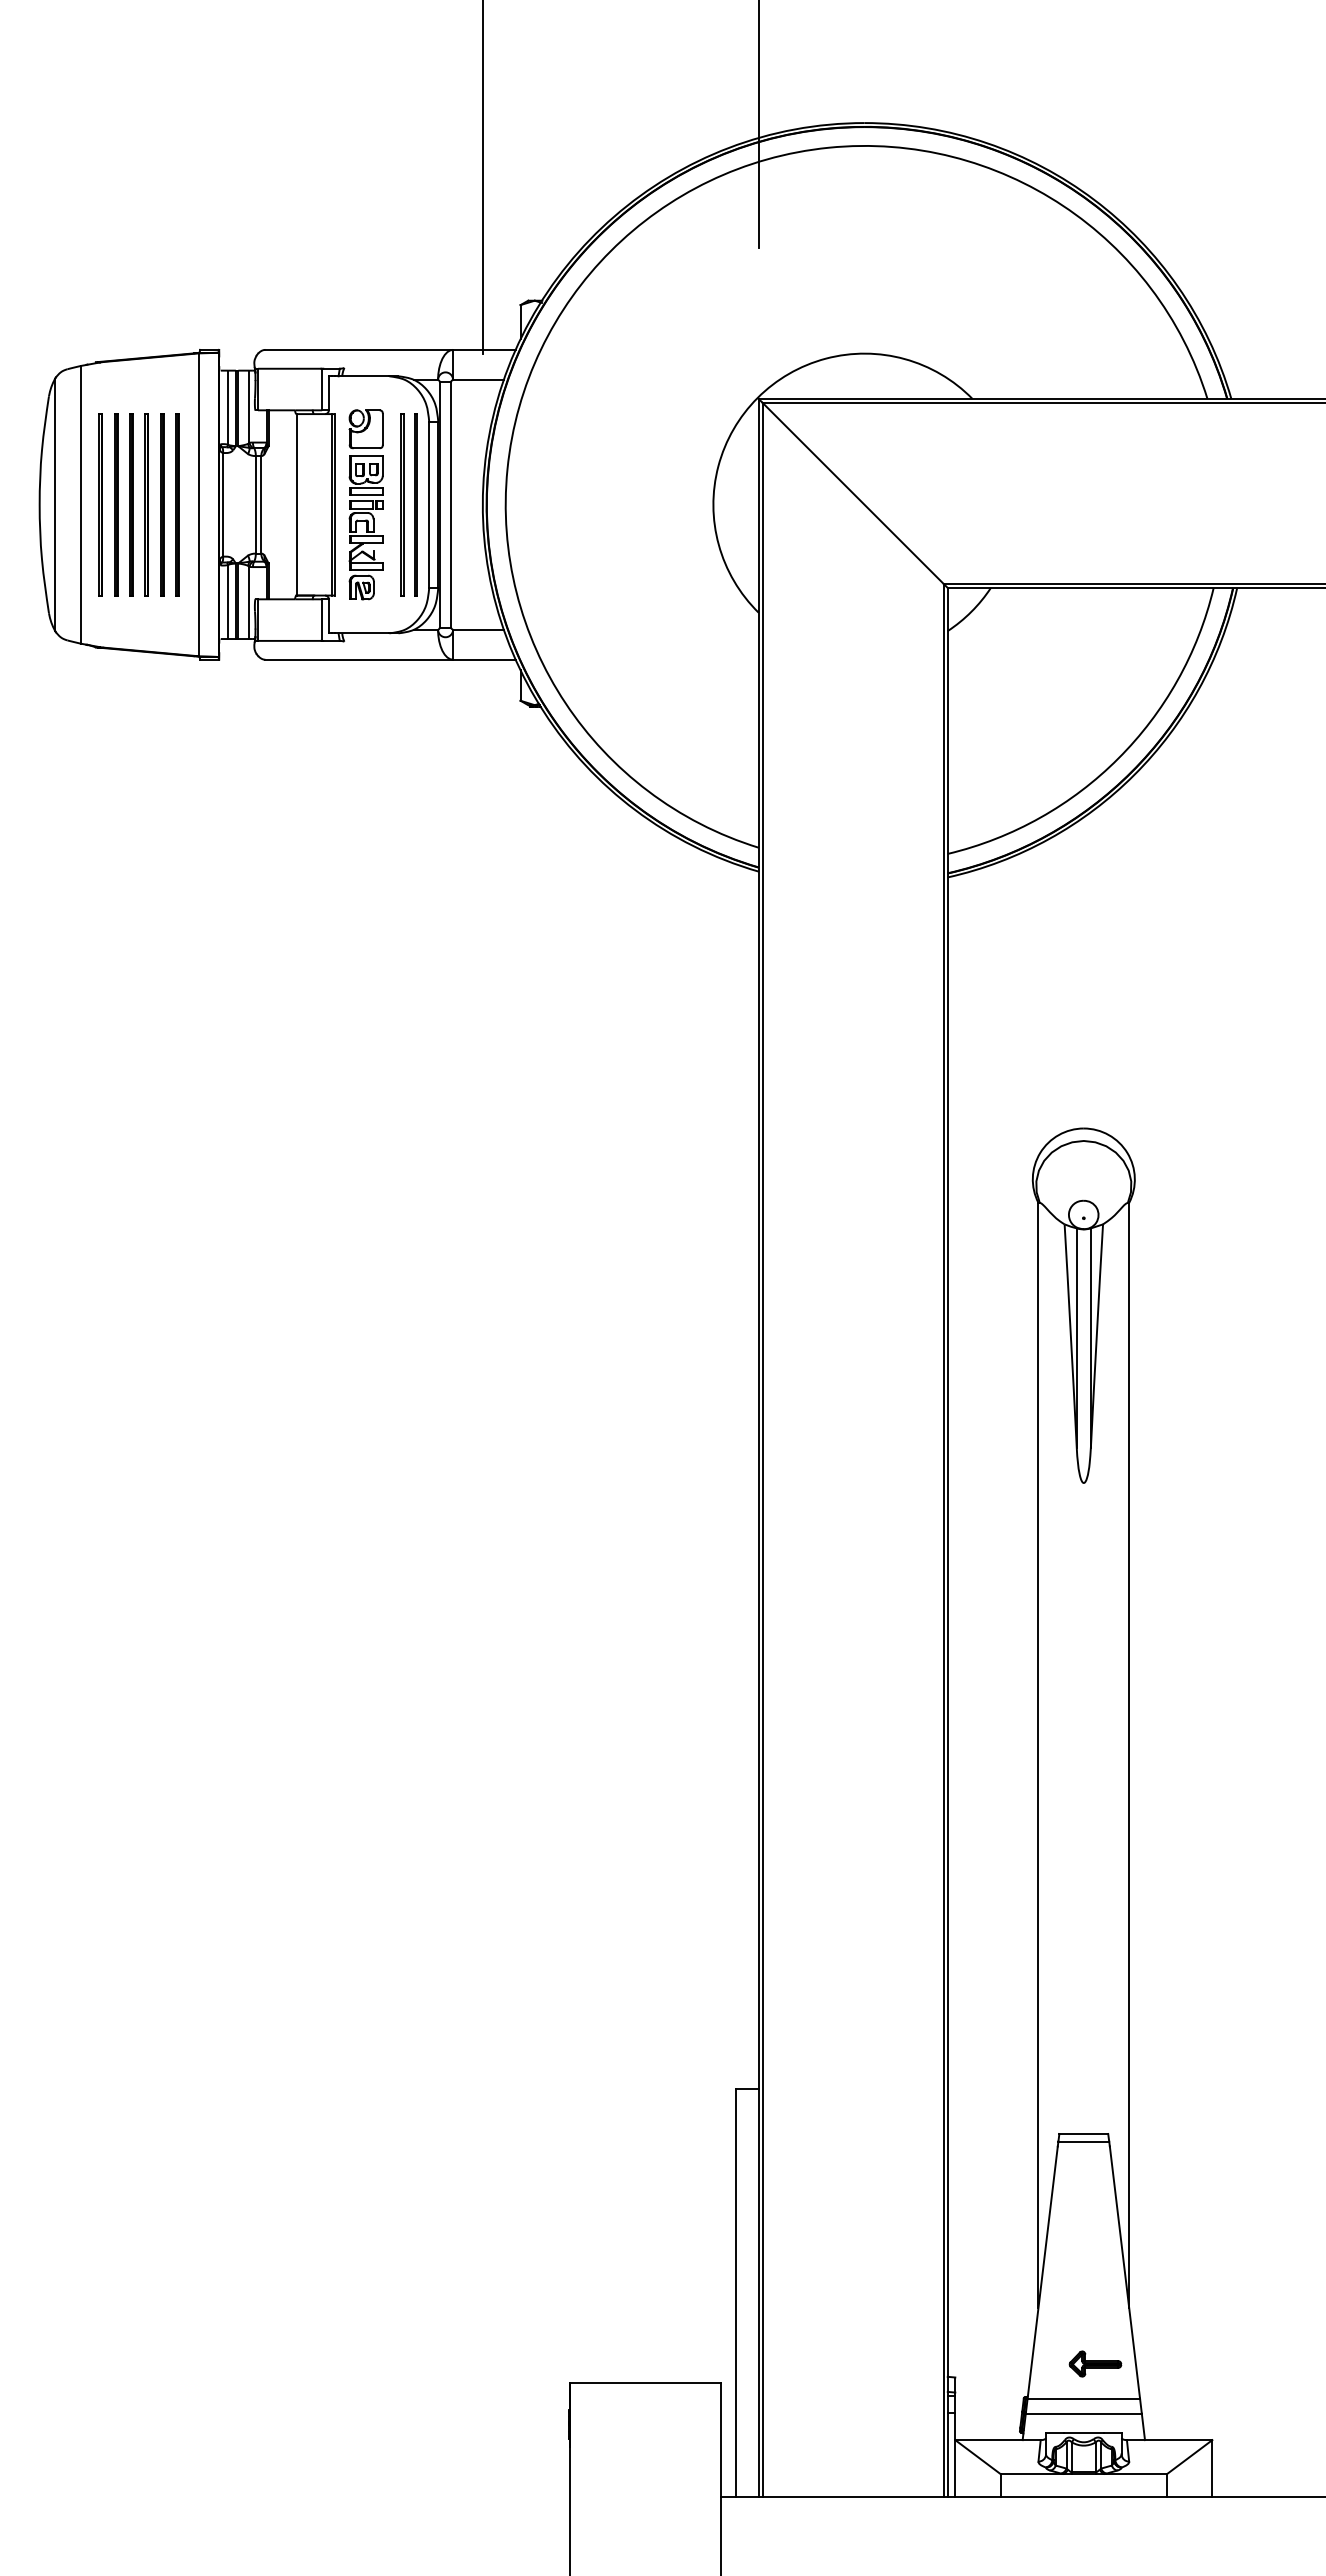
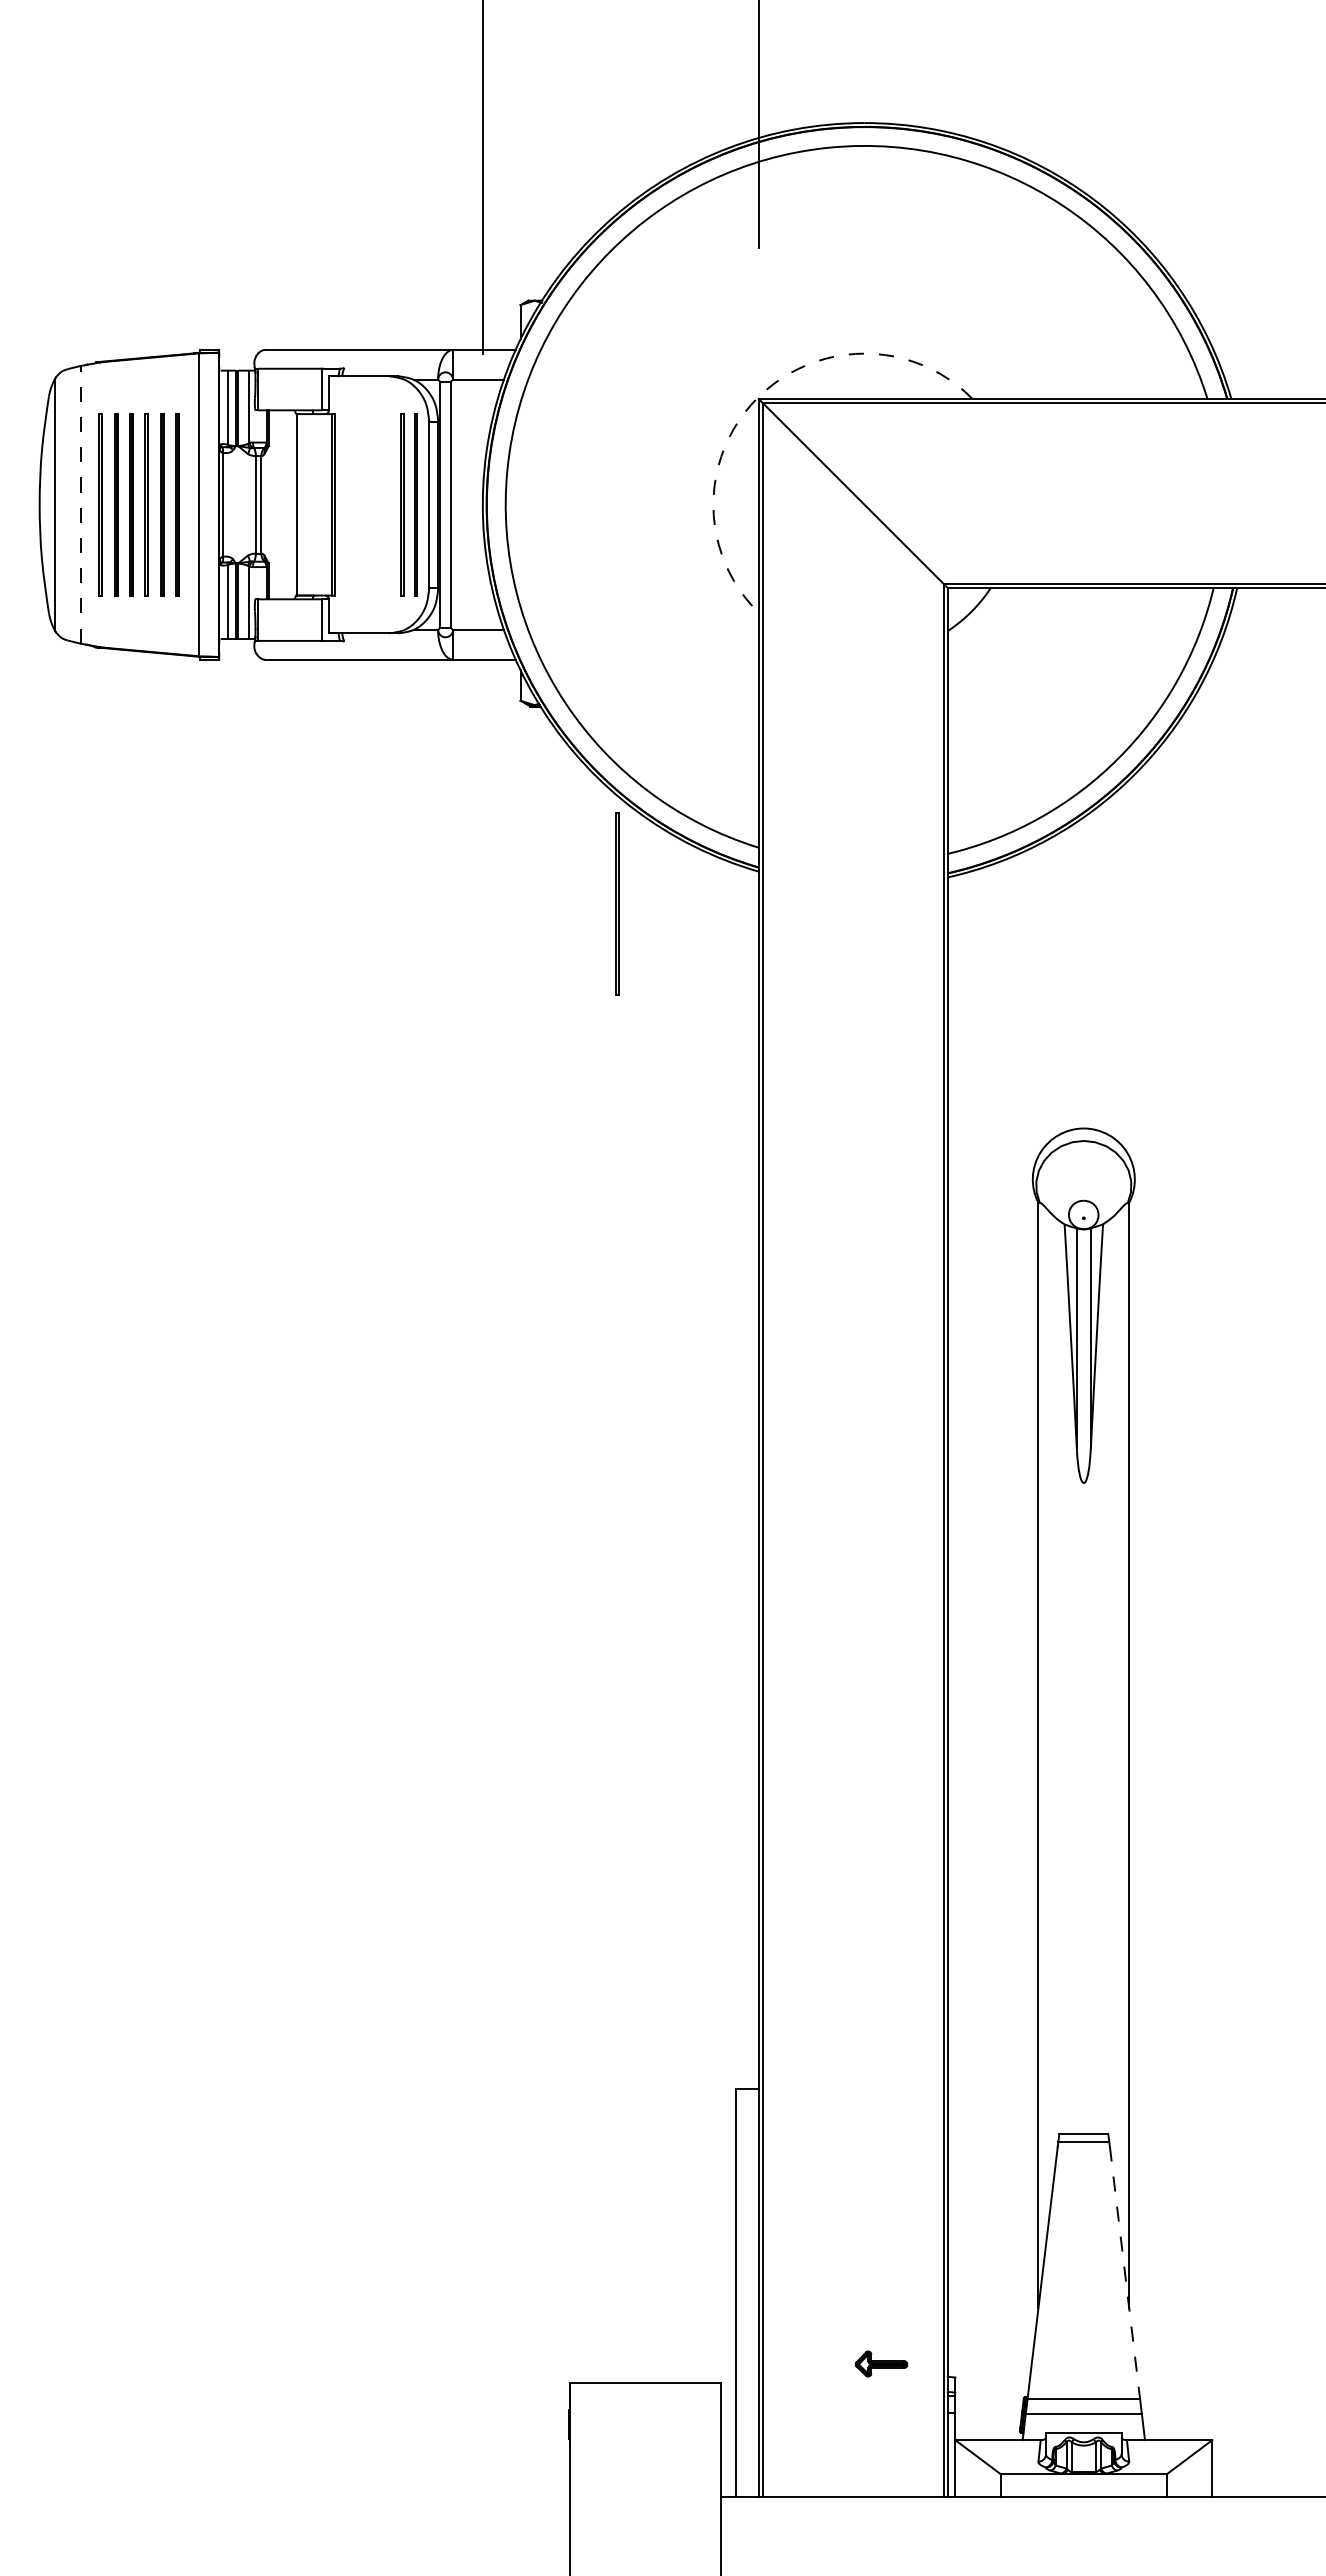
arc: solid -> dashed (757, 397)
line: solid -> dashed (81, 504)
part: present -> none (365, 504)
line: none -> present (616, 903)
line: solid -> dashed (1124, 2272)
part position: (1095, 2363) -> (881, 2363) (881, 2363)
